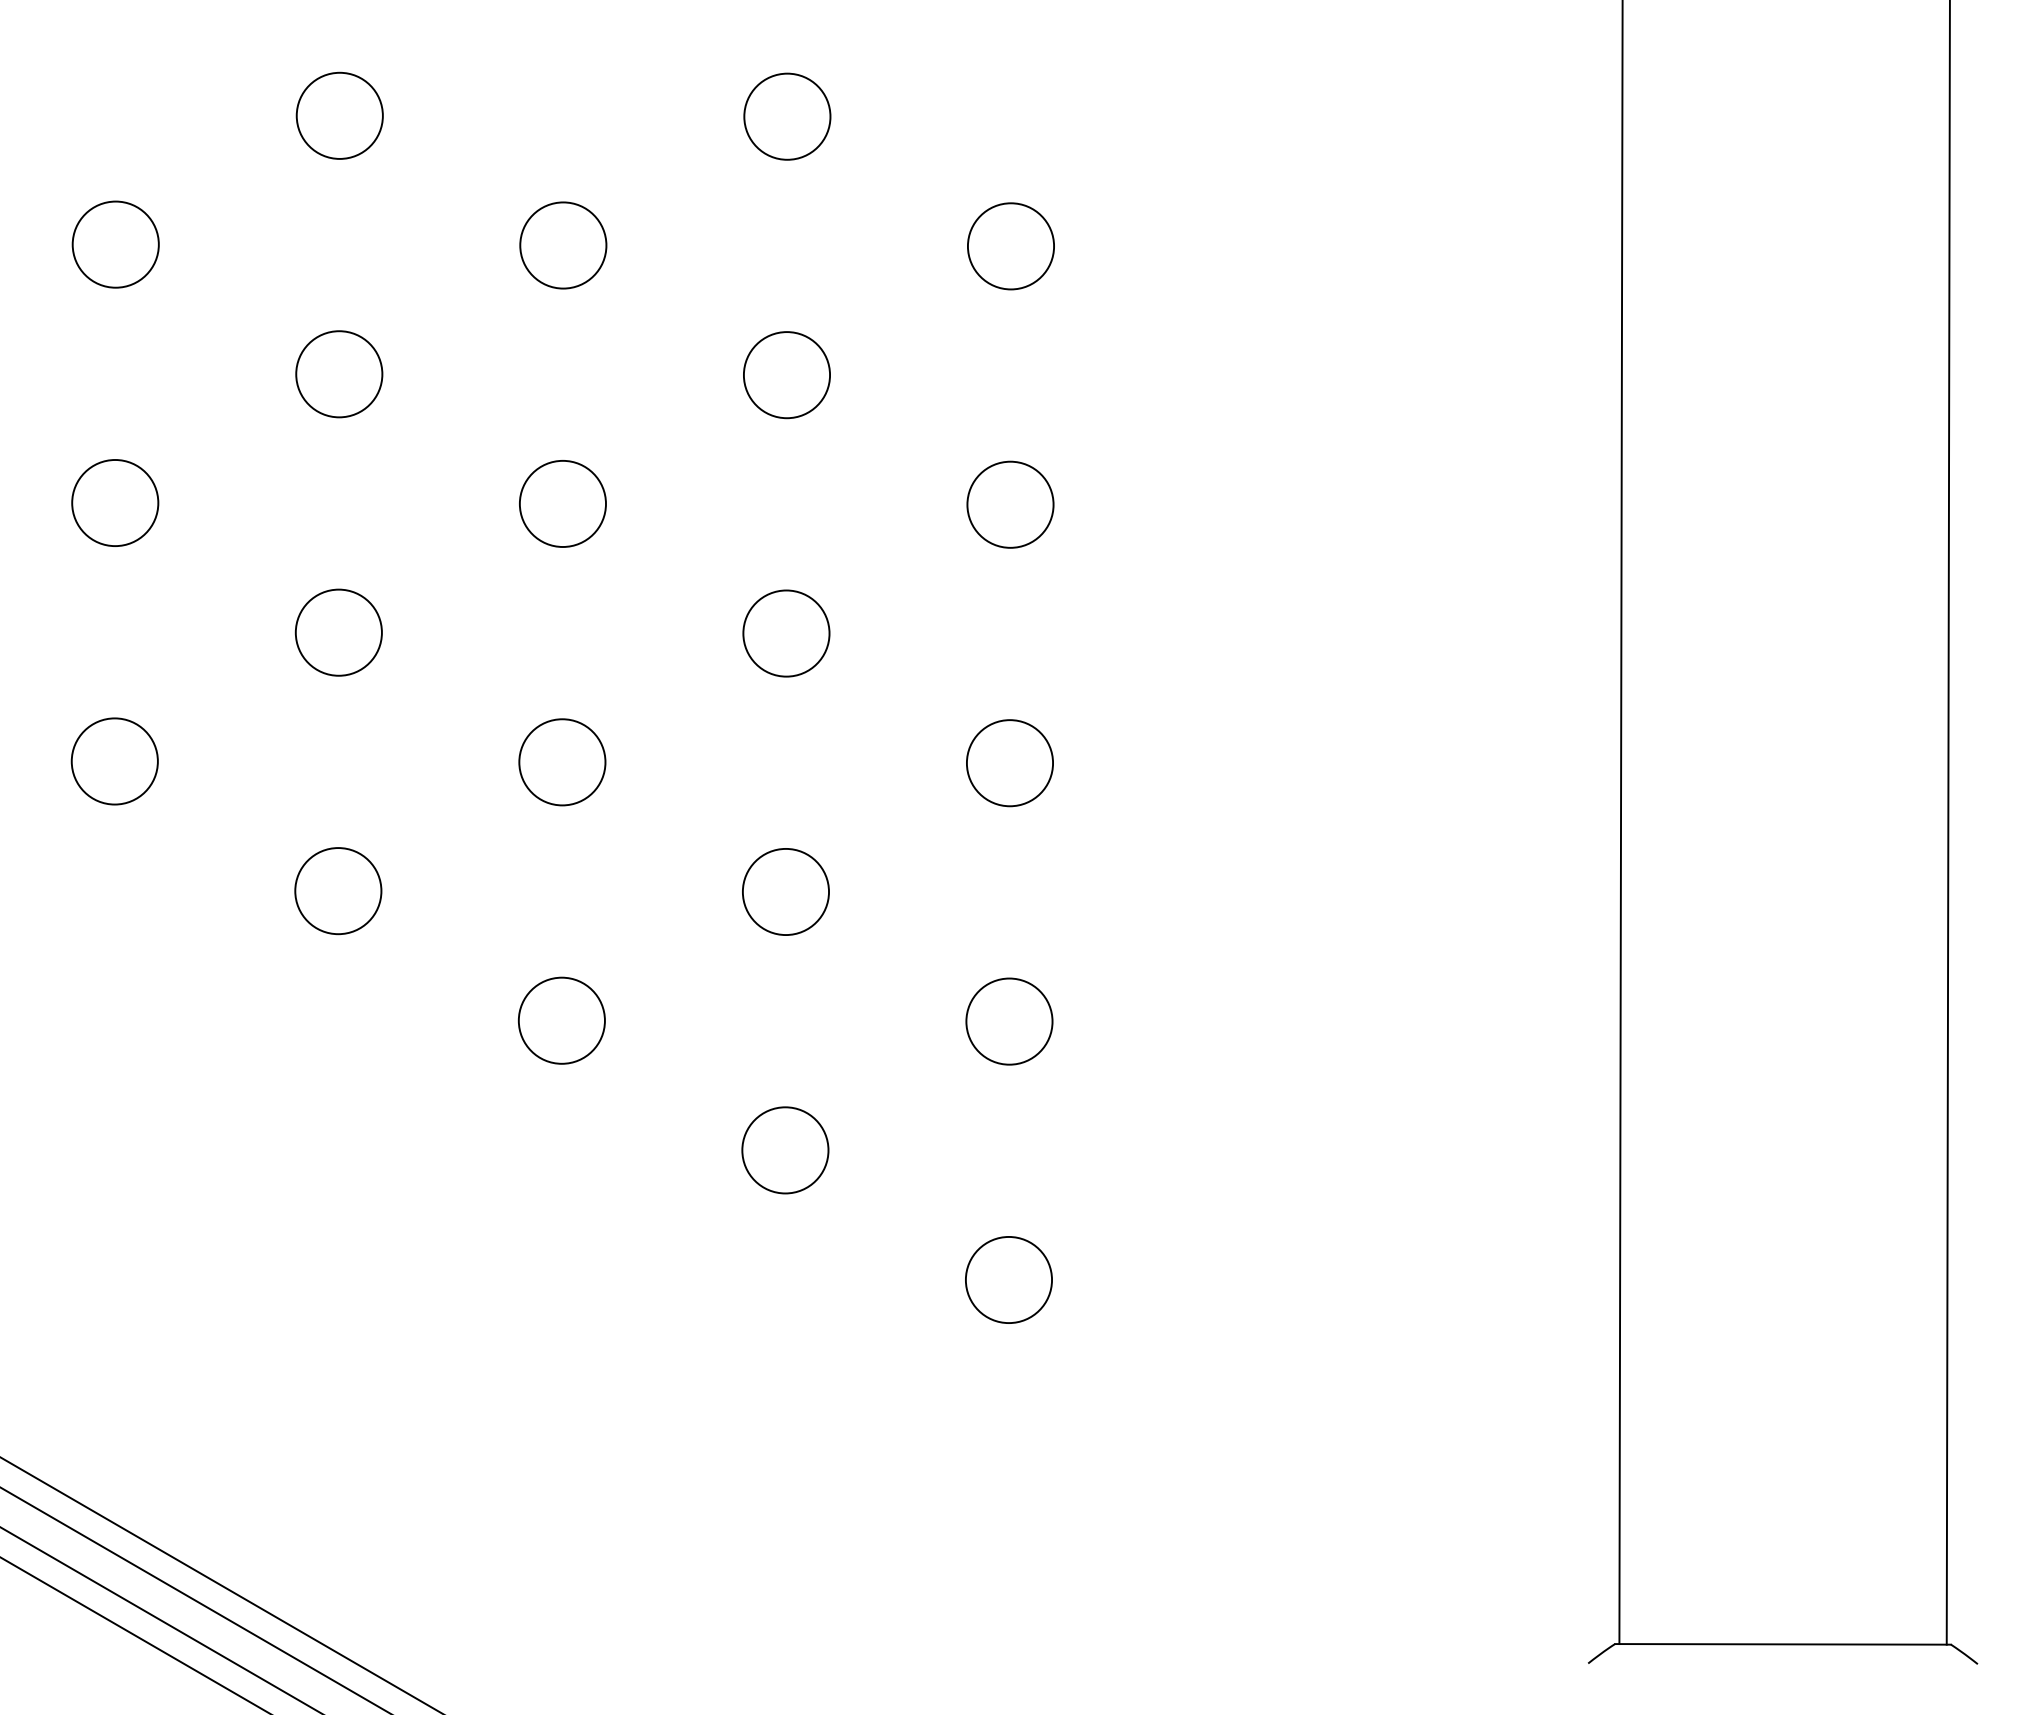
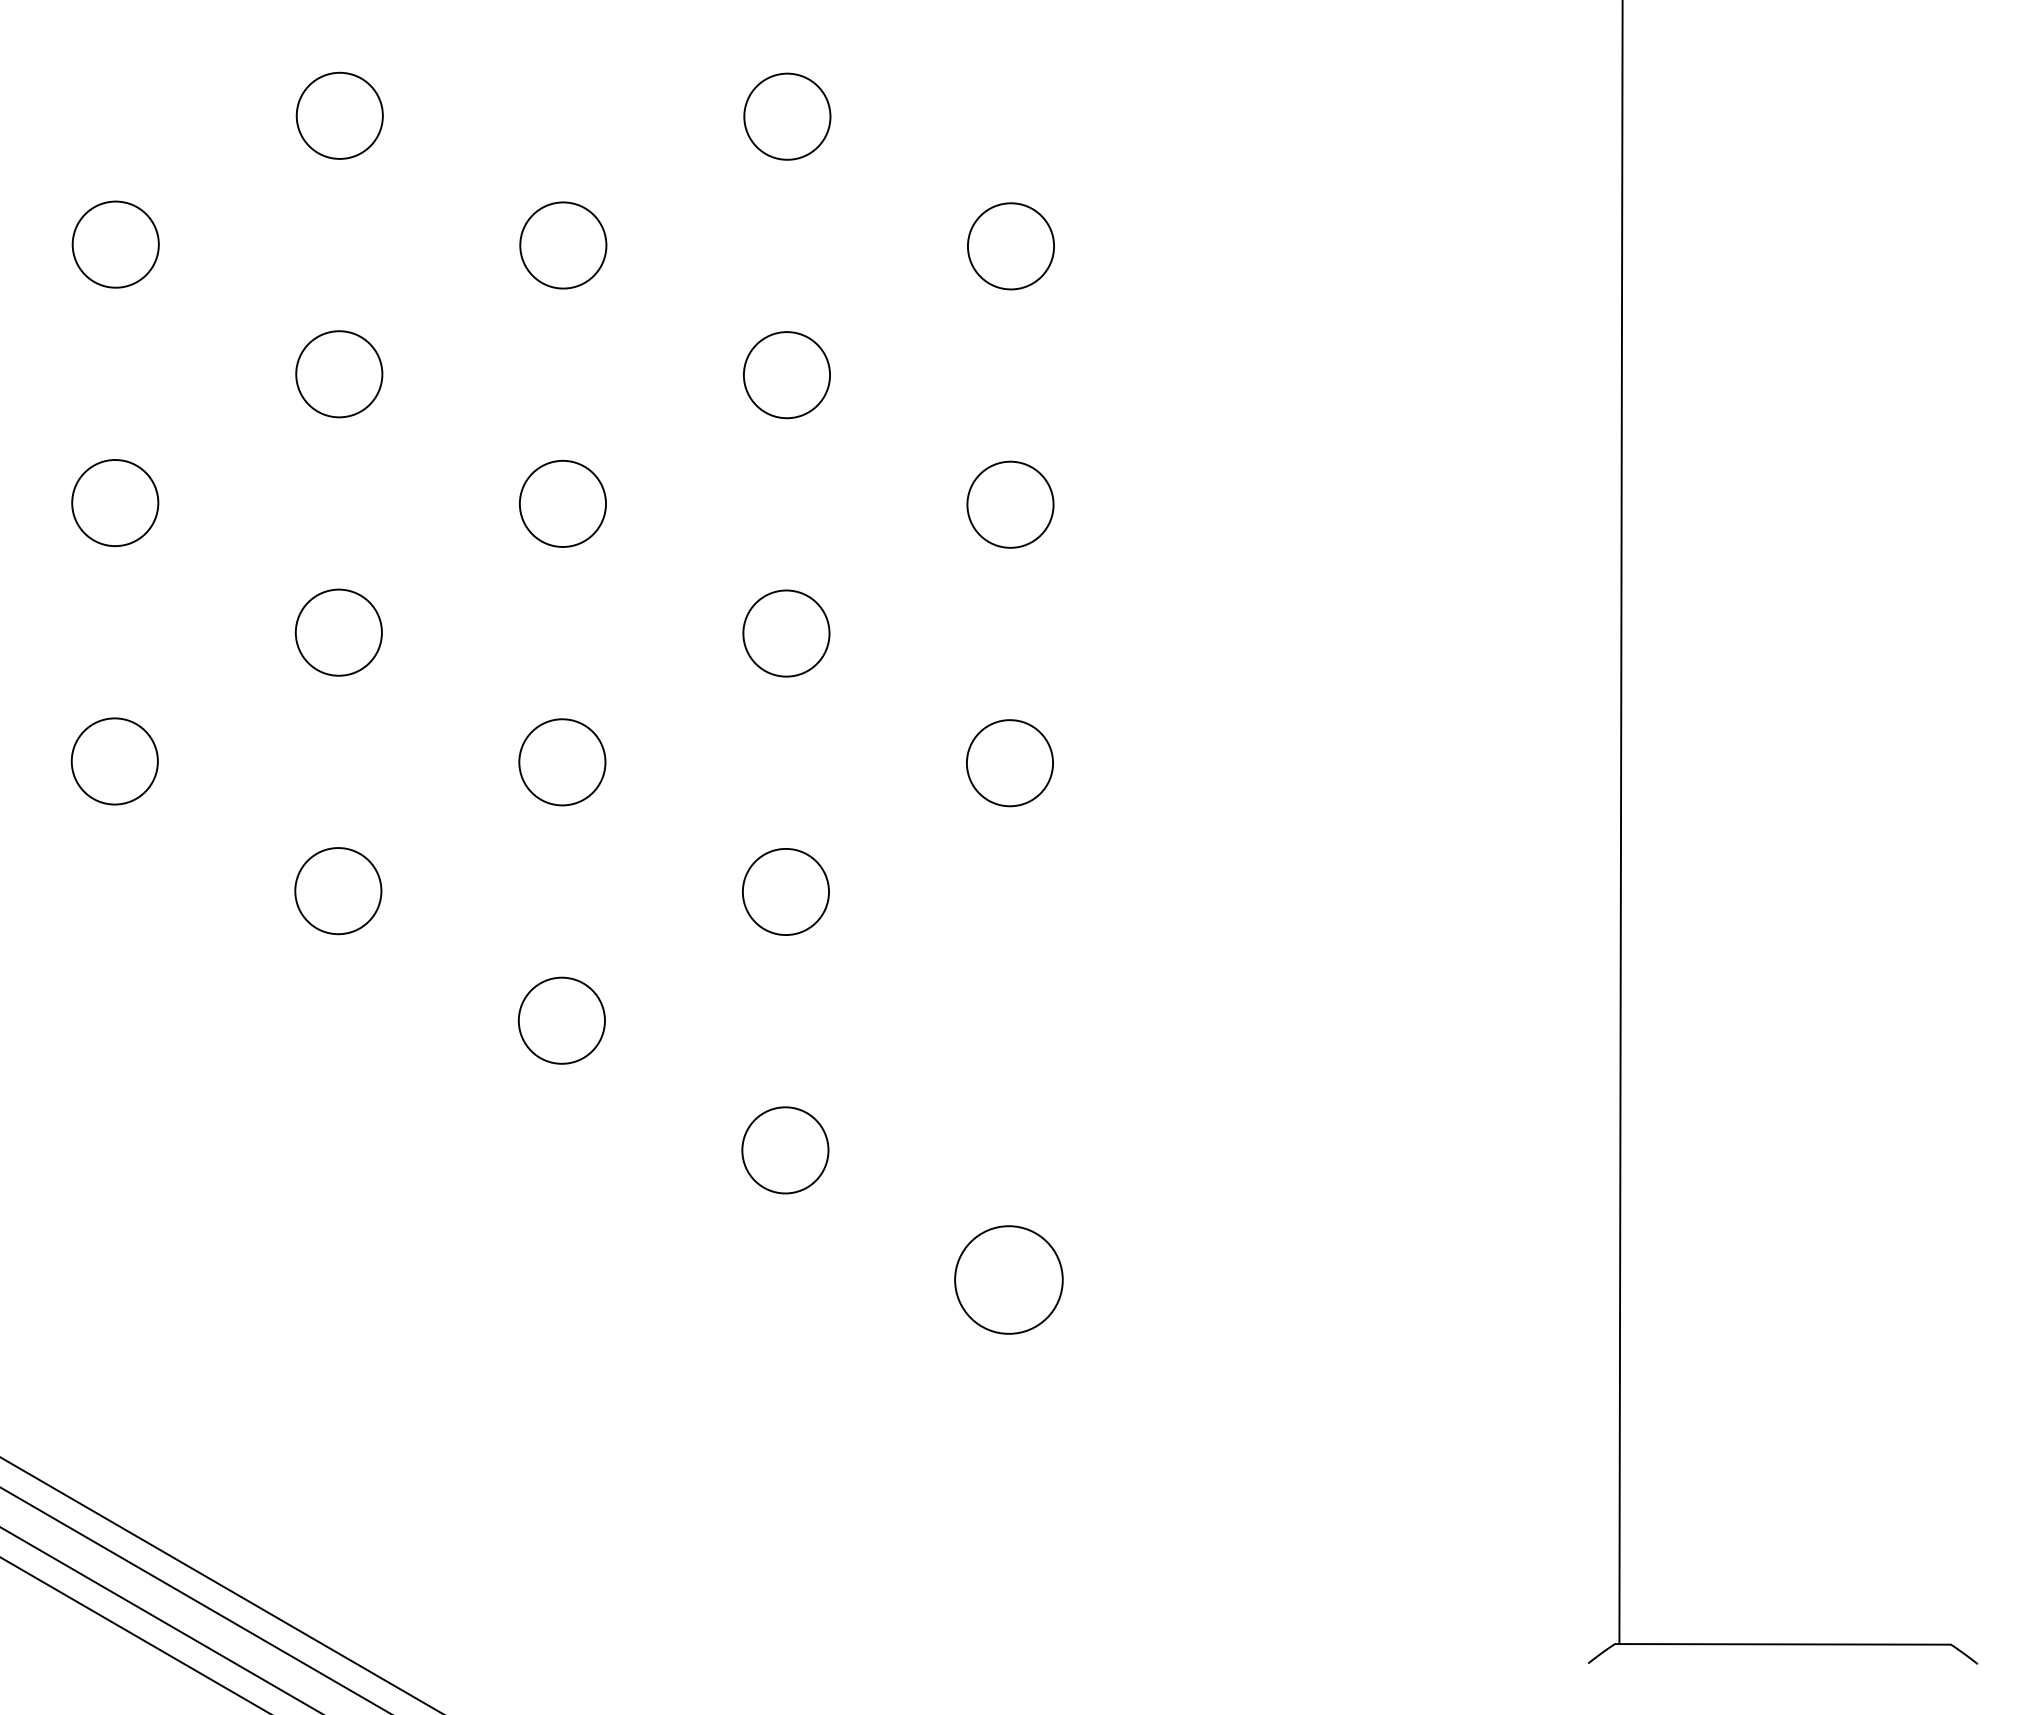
line: present -> none (1947, 823)
circle: present -> none (1009, 1021)
circle diameter: 86 px -> 108 px (1008, 1279)
